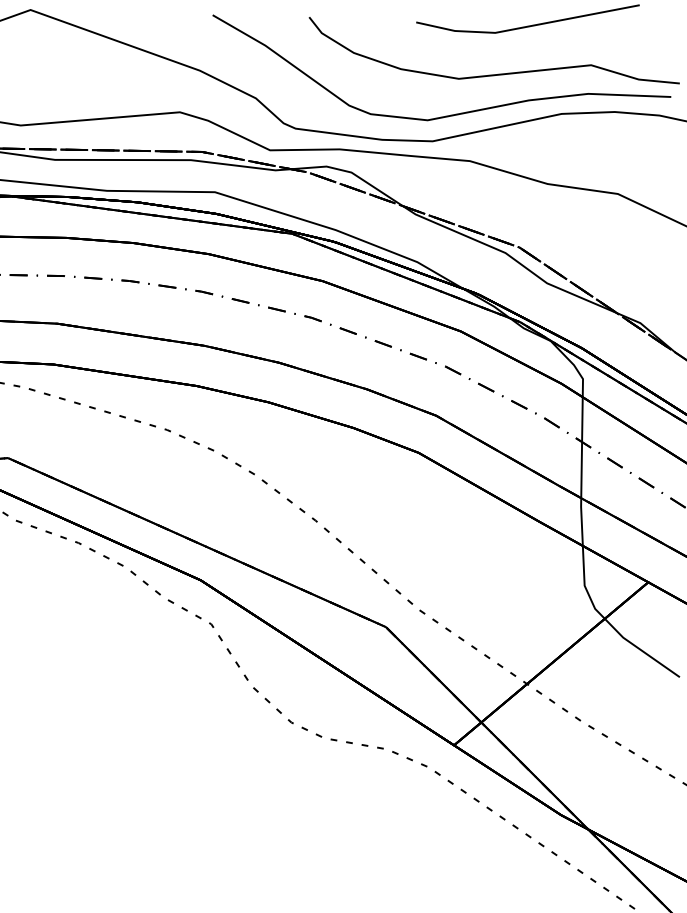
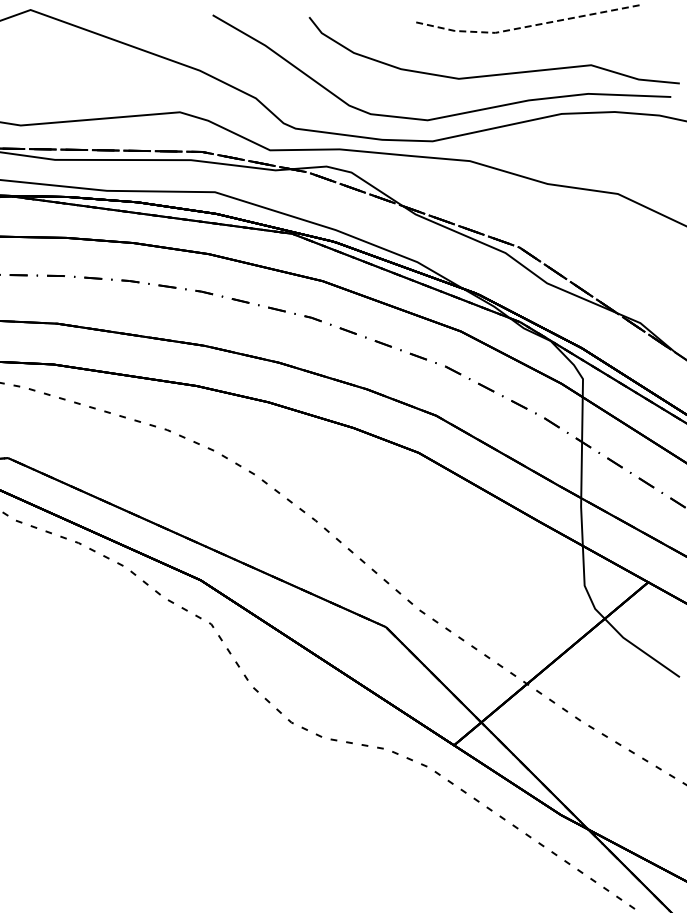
line: solid -> dashed (527, 26)
